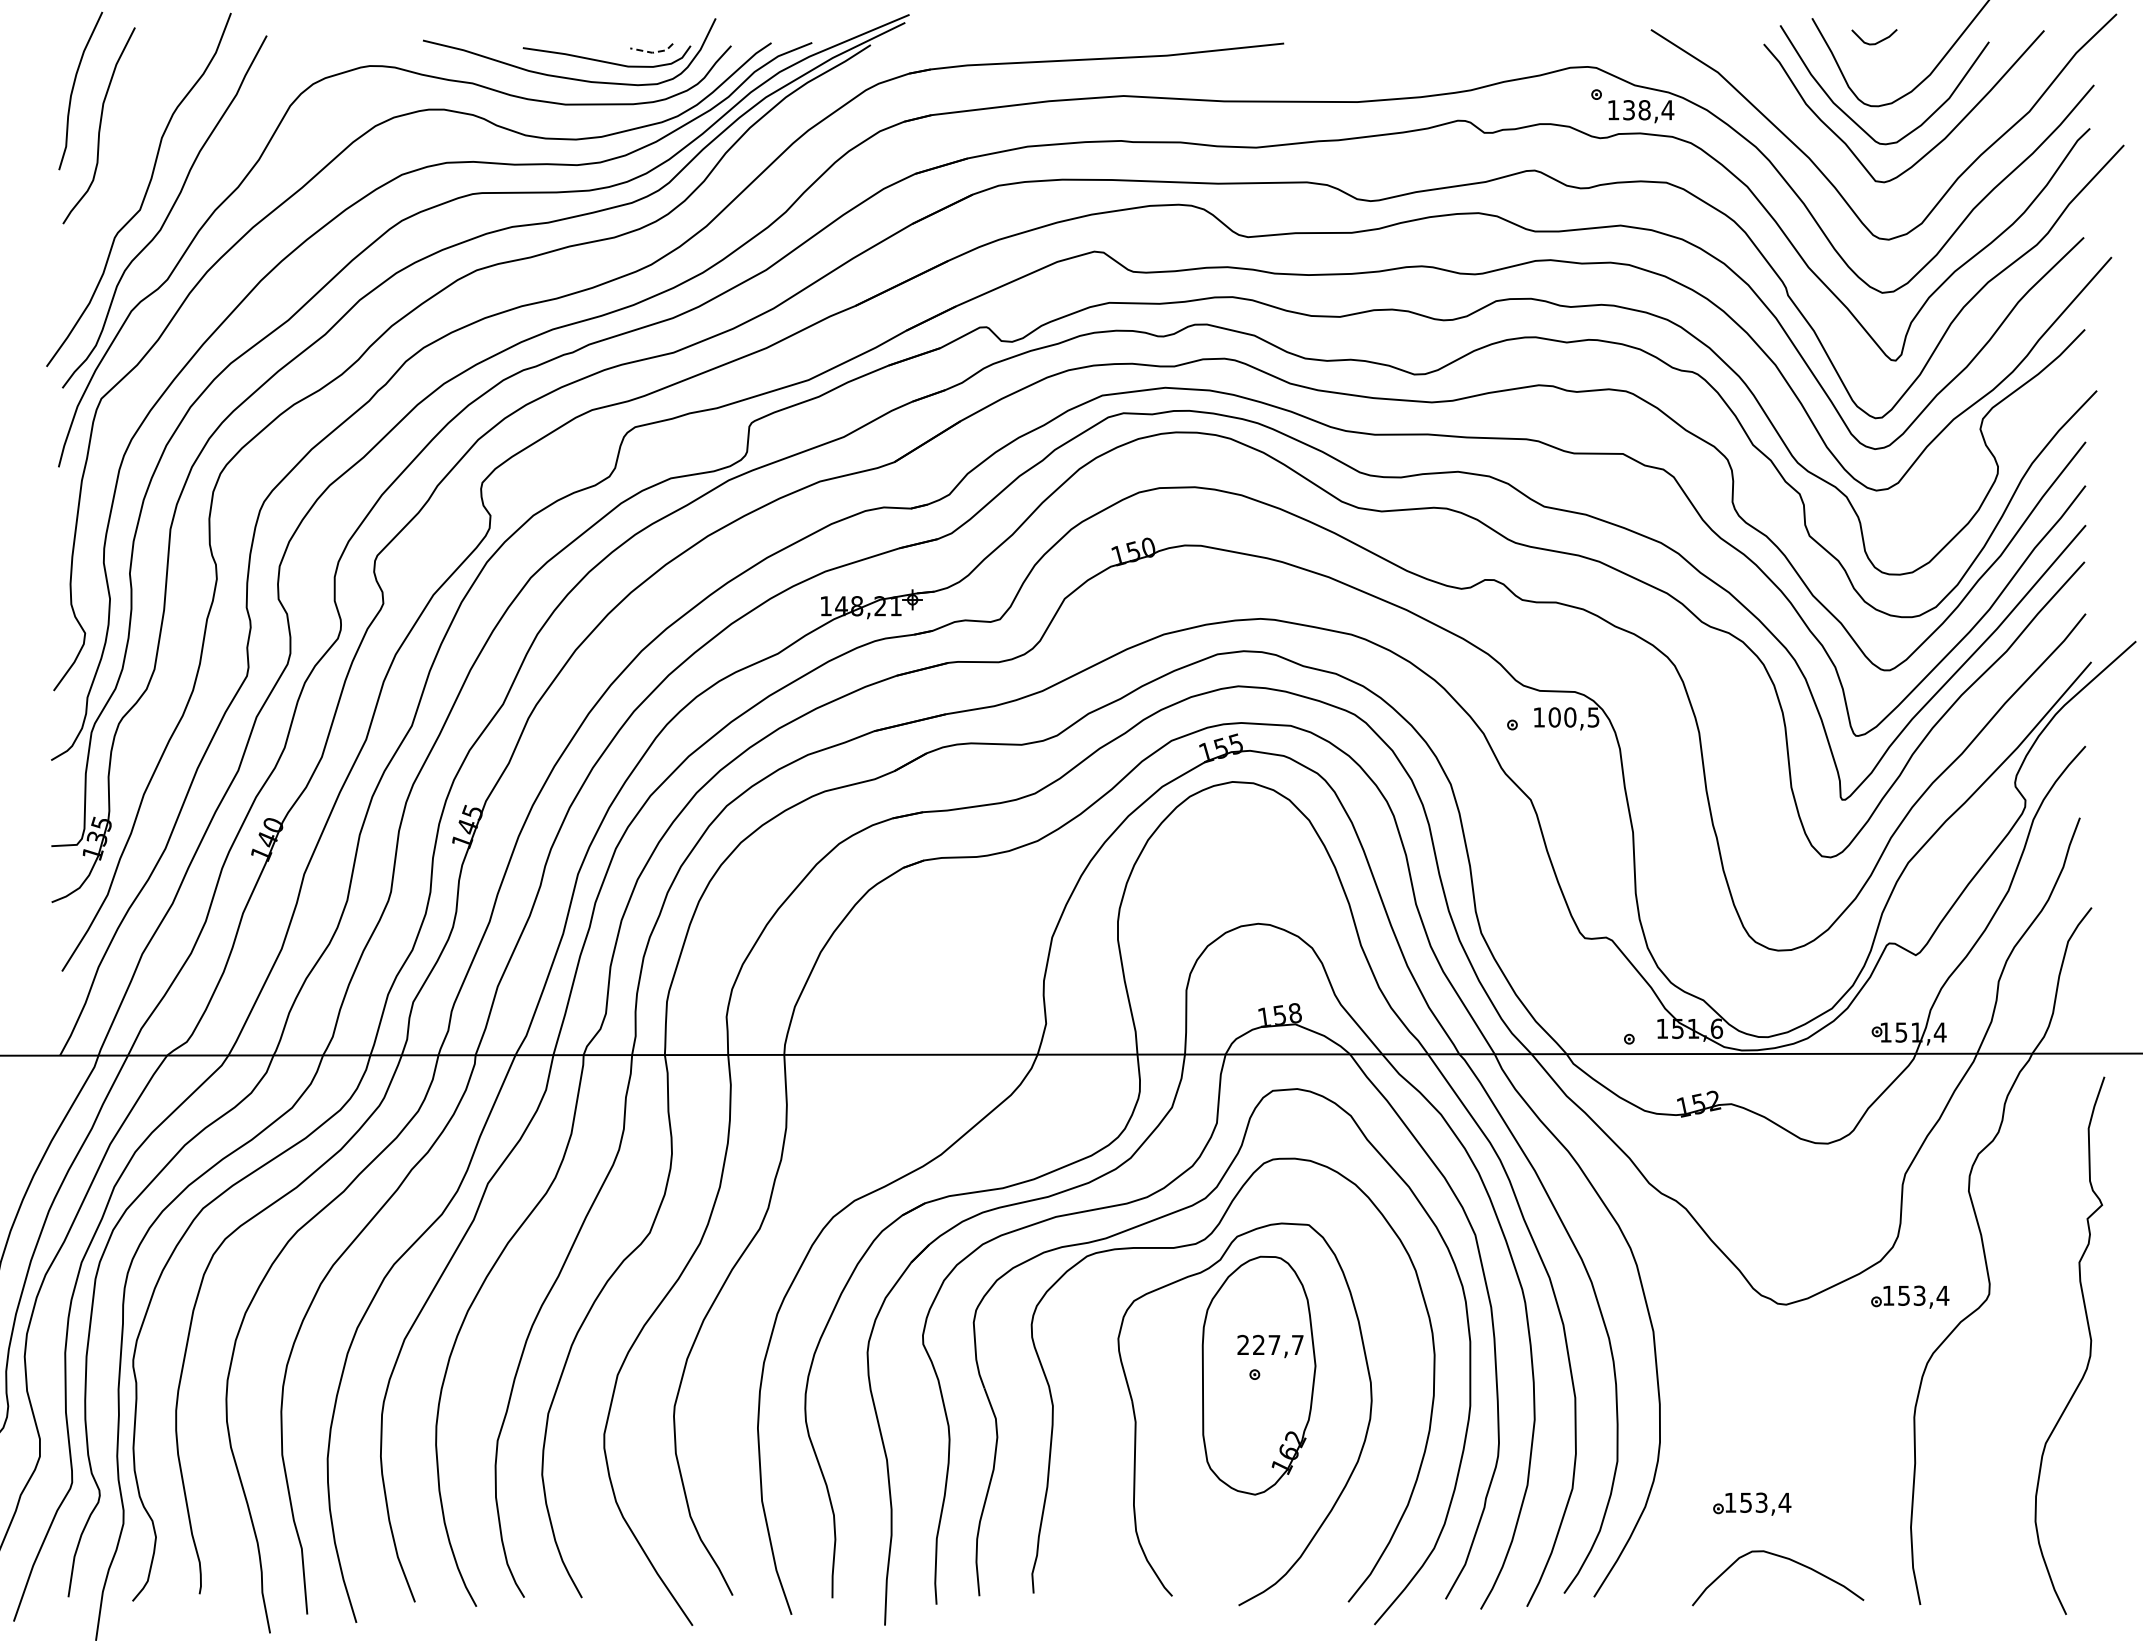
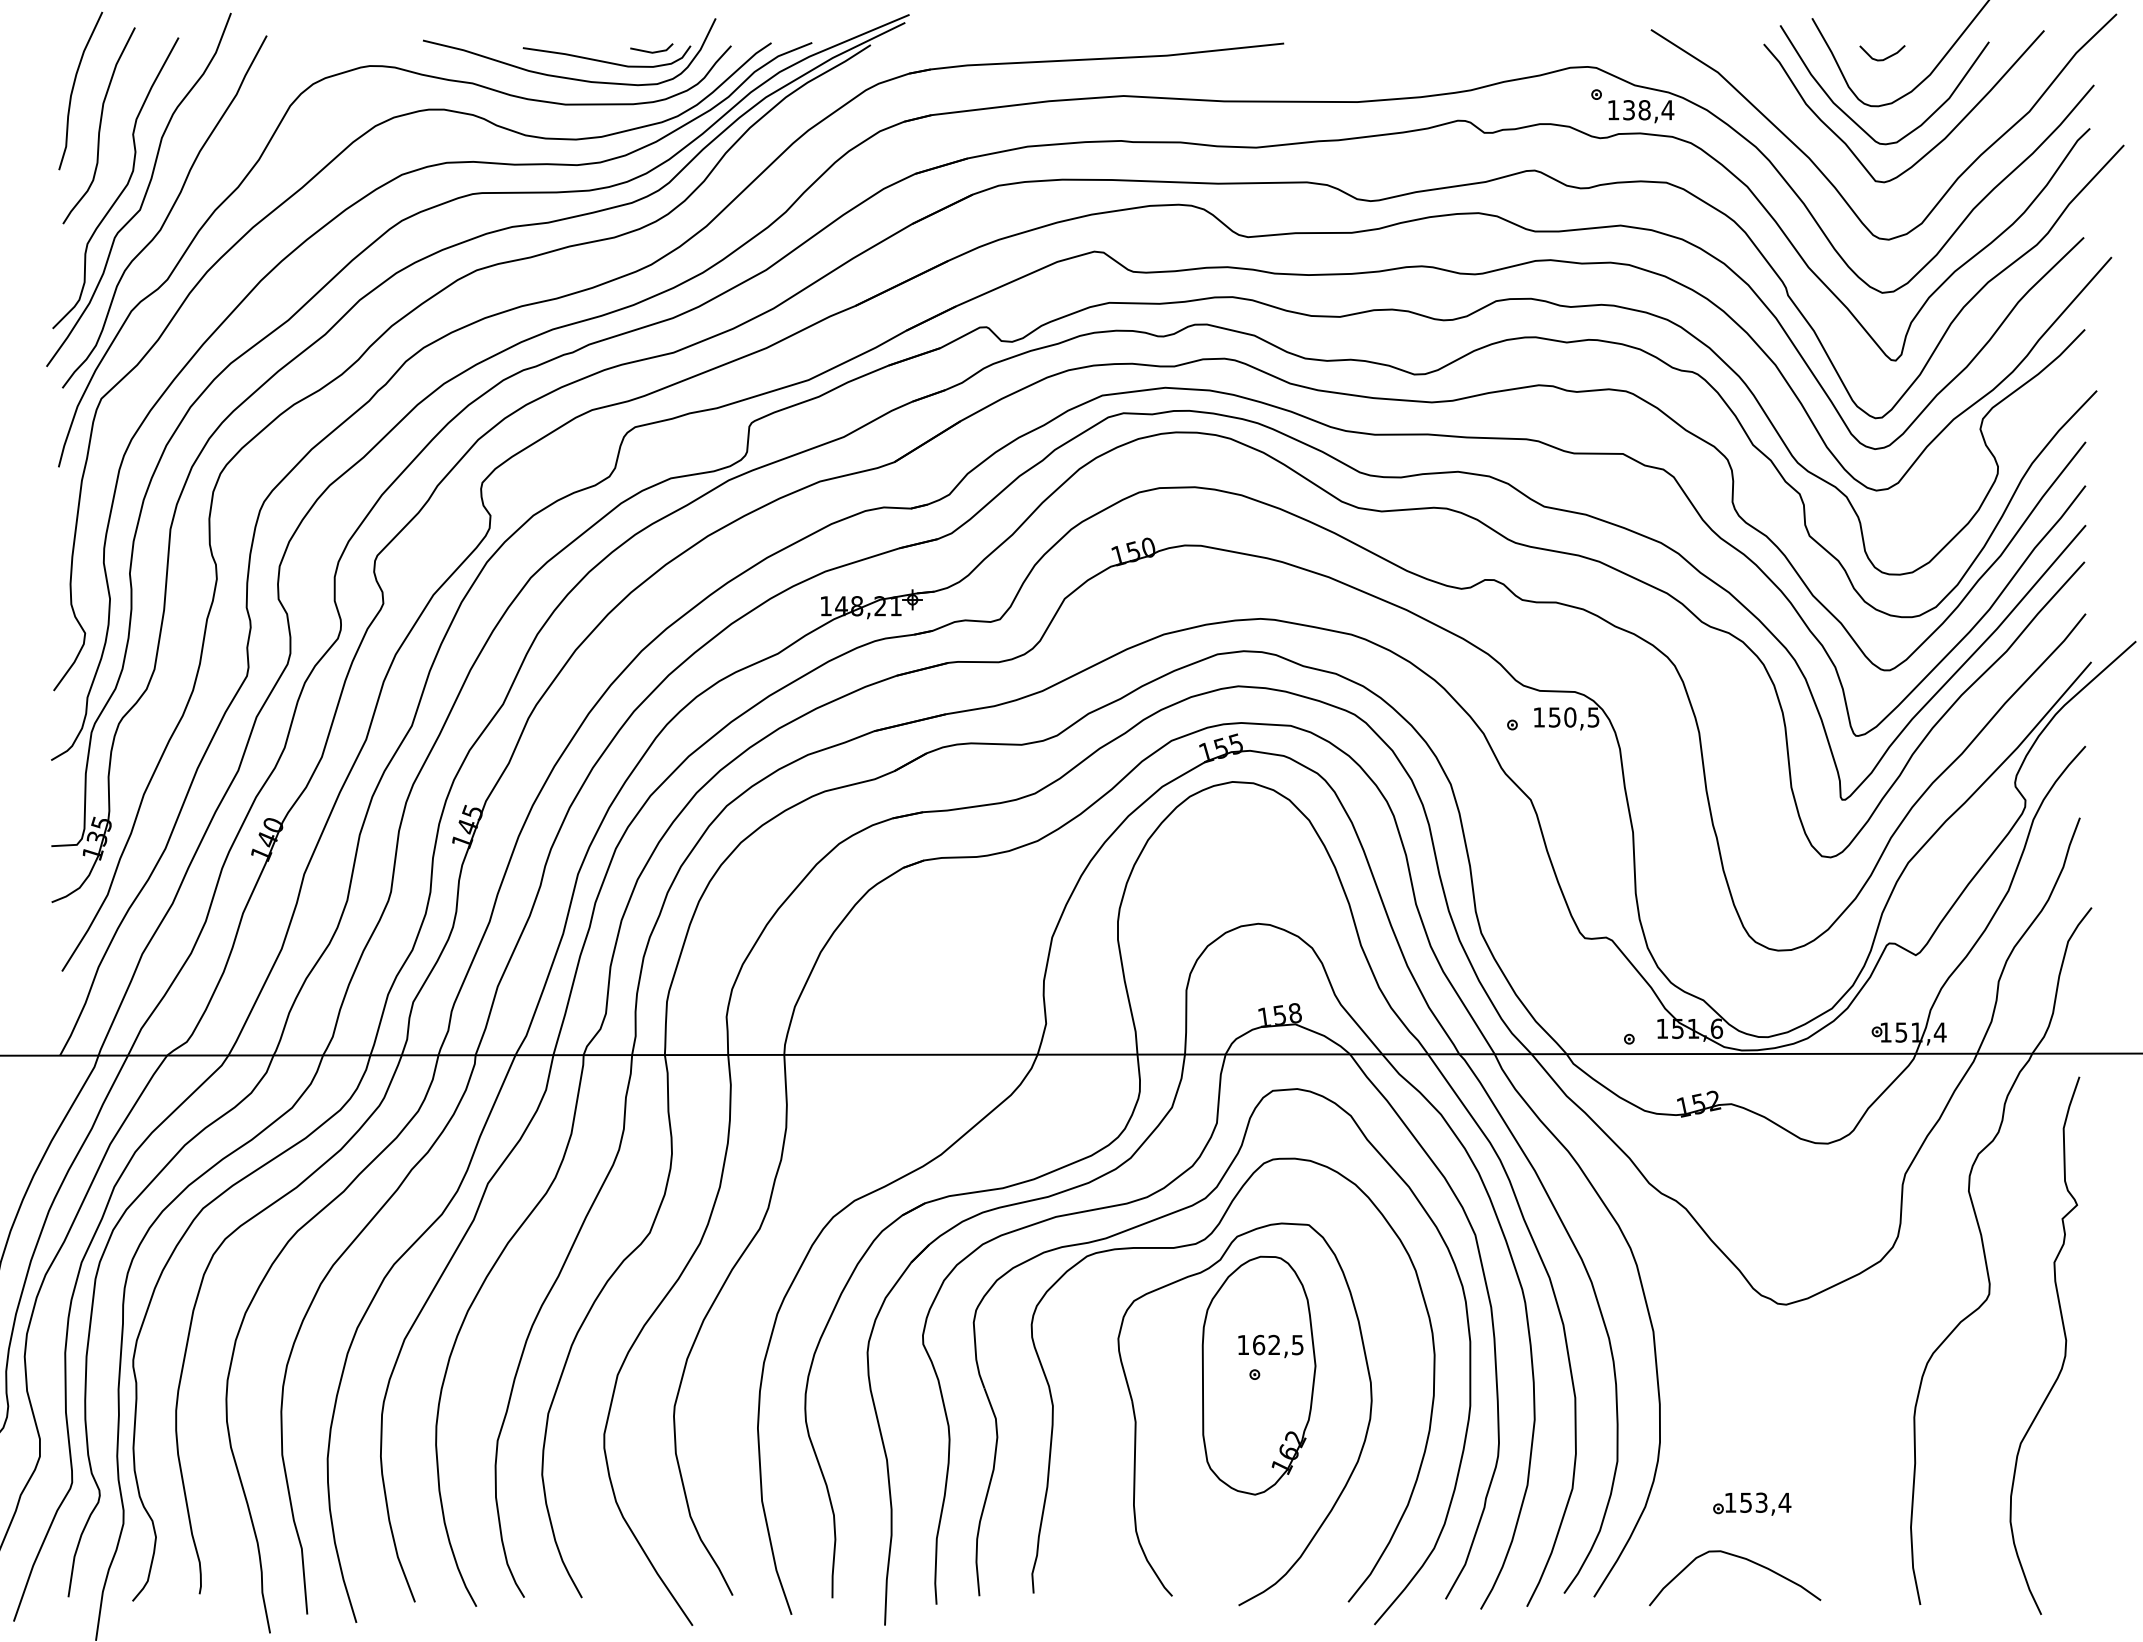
curve position: (1877, 41) -> (1885, 57) (1885, 57)
line: dashed -> solid (653, 52)
curve: none -> present (122, 189)
text: 100,5 -> 150,5 (1554, 717)
part: present -> none (1910, 1296)
text: 227,7 -> 162,5 (1270, 1344)
curve position: (2089, 1348) -> (2064, 1348) (2064, 1348)
curve position: (1783, 1558) -> (1740, 1558) (1740, 1558)
